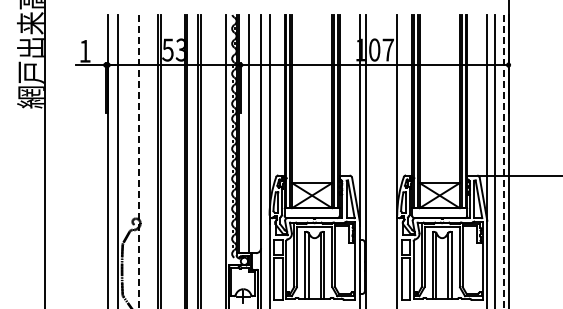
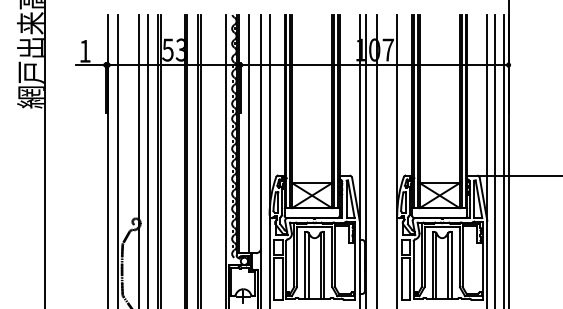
line: none -> present (147, 160)
line: none -> present (377, 160)
line: dashed -> solid (503, 161)
line: dashed -> solid (139, 162)
